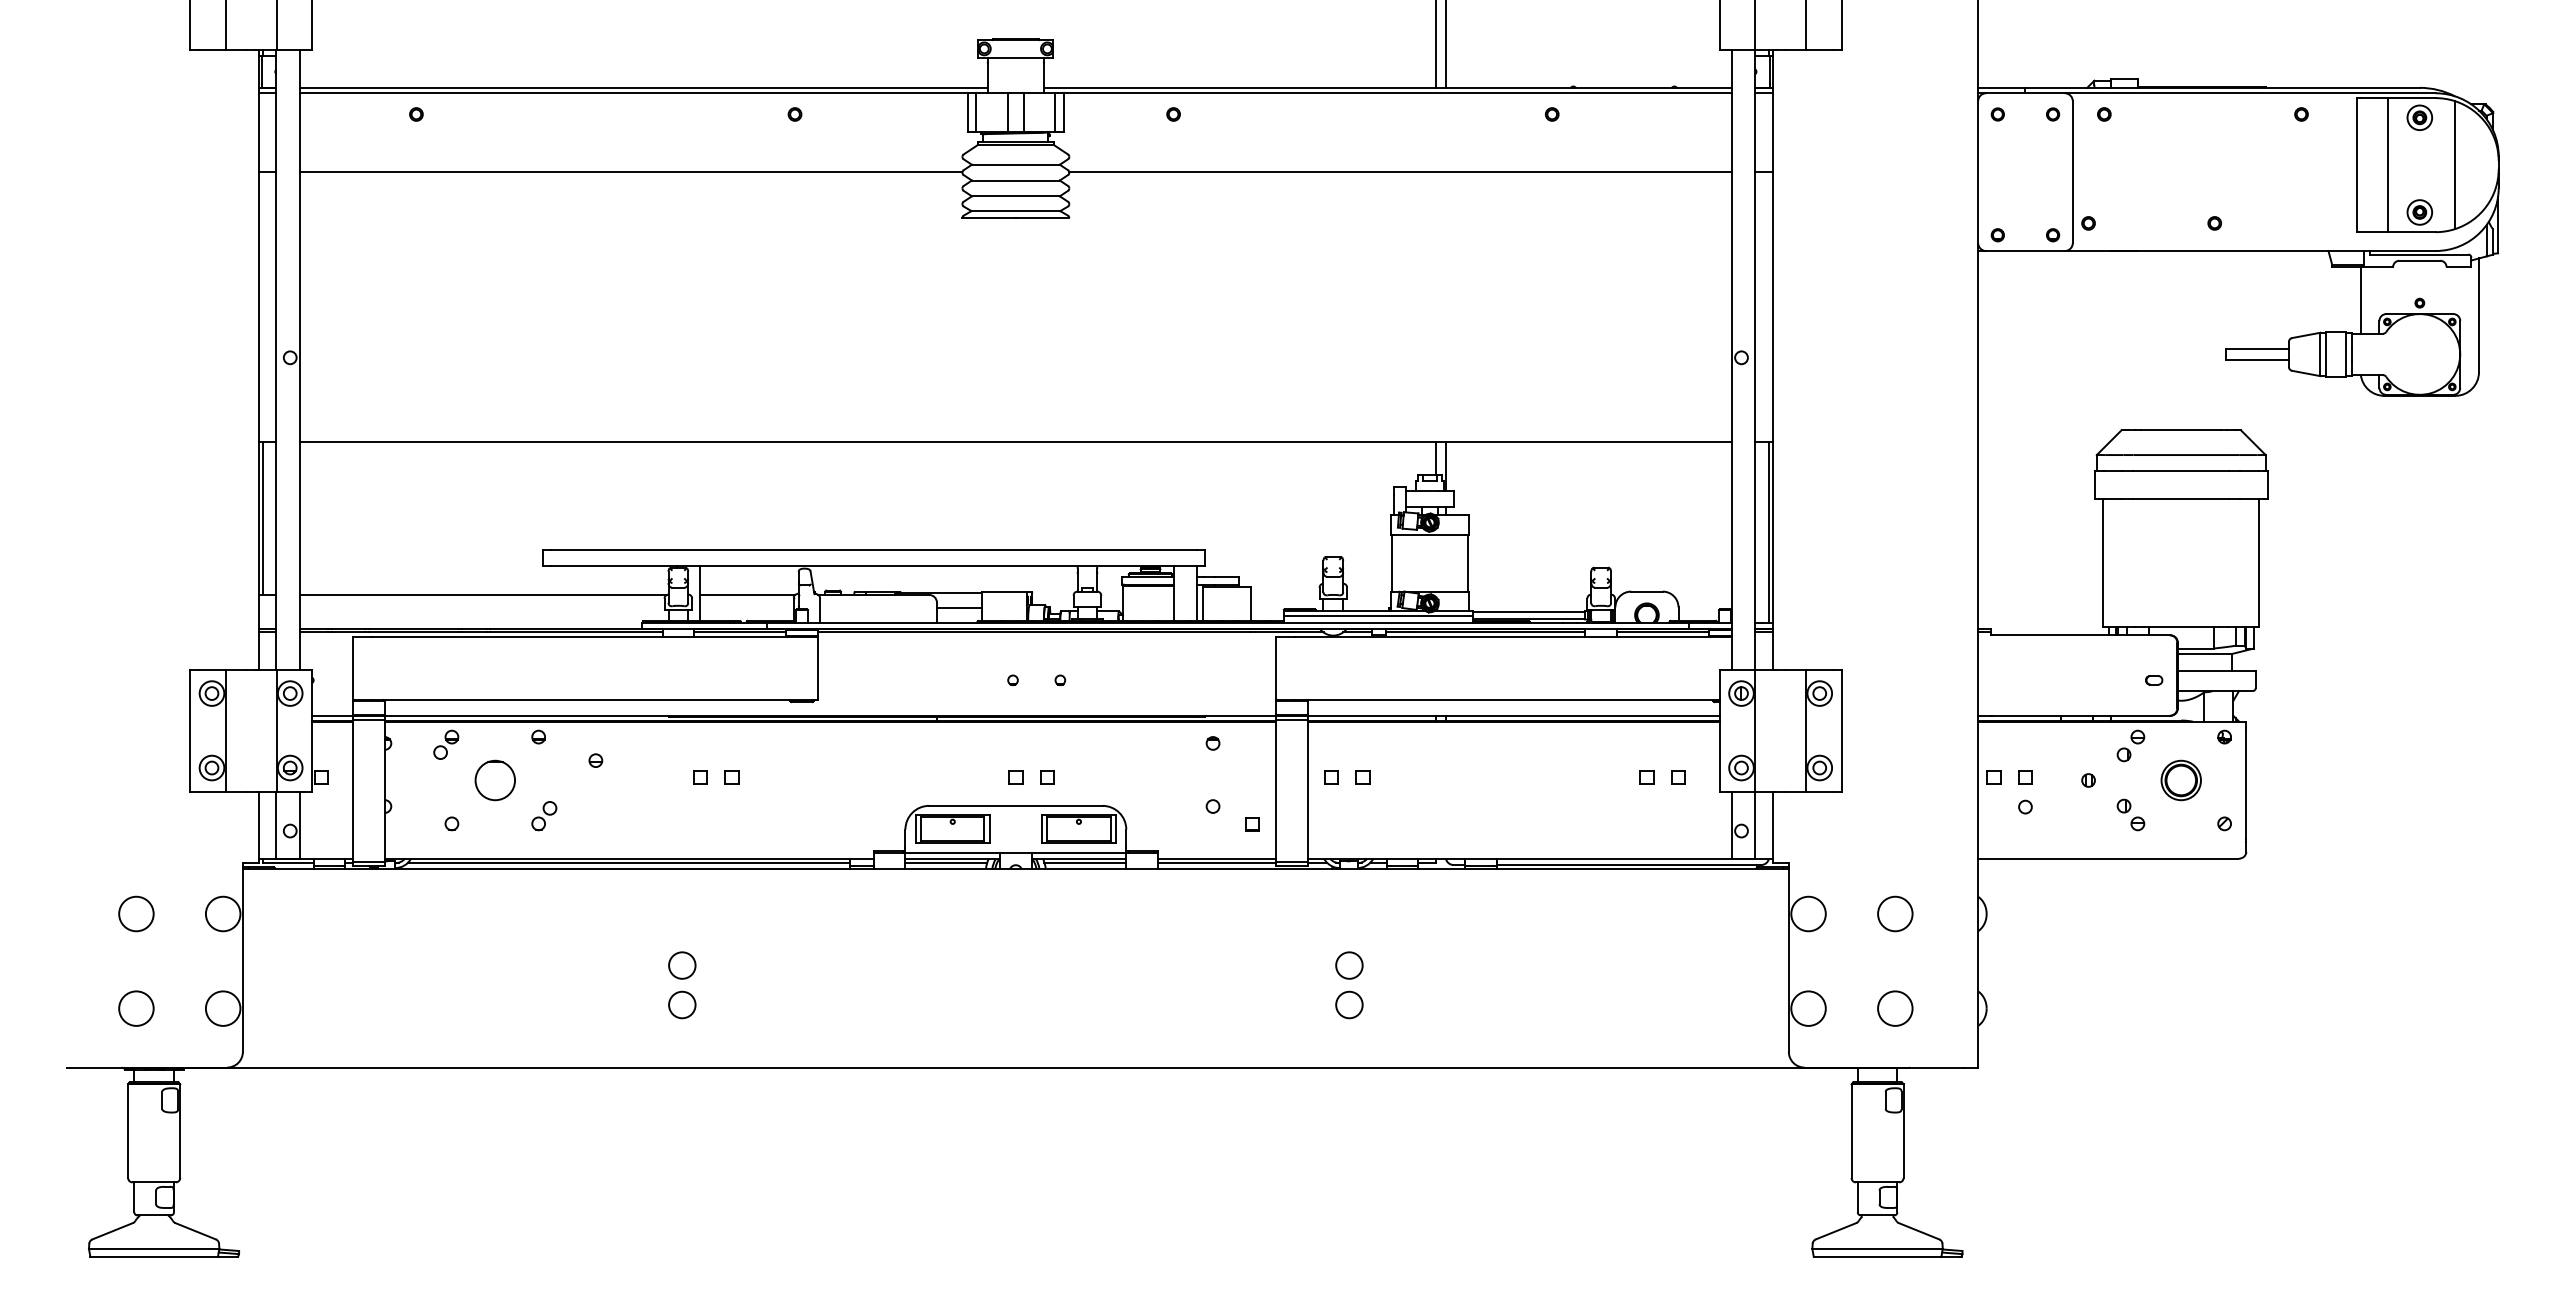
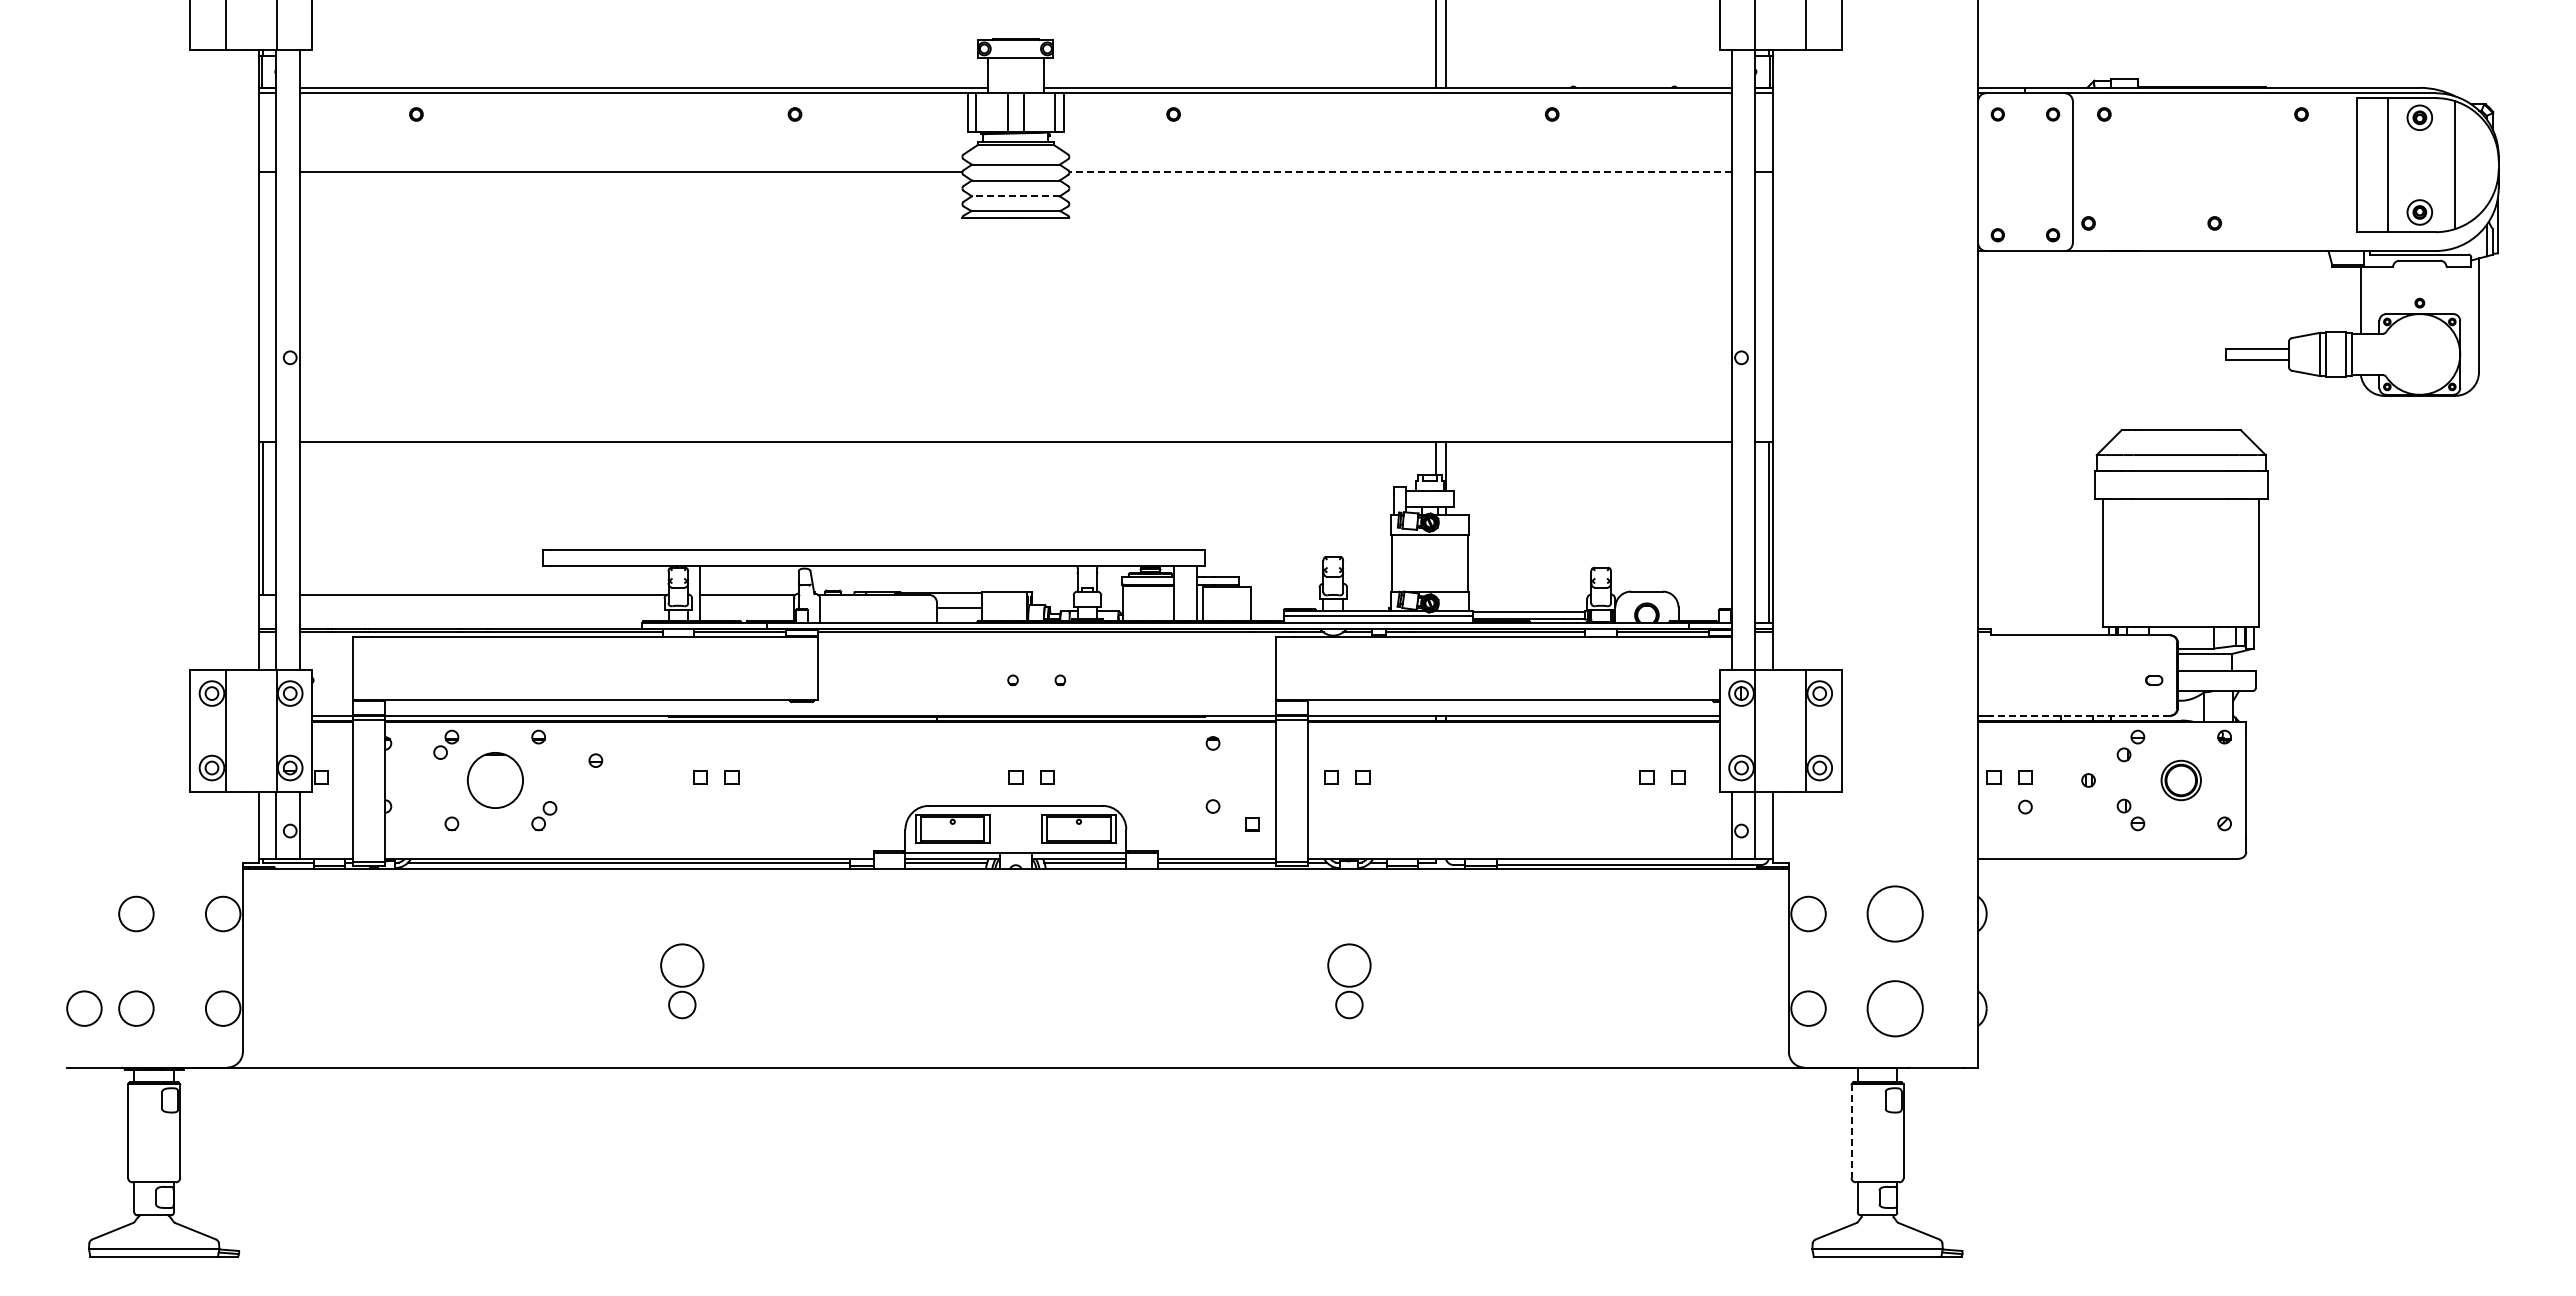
line: solid -> dashed (1399, 172)
line: solid -> dashed (1015, 196)
line: solid -> dashed (2080, 715)
part size: 42x43 px -> 57x57 px (495, 780)
circle size: 37x38 px -> 58x58 px (1894, 913)
circle diameter: 27 px -> 42 px (682, 965)
circle diameter: 27 px -> 42 px (1349, 965)
circle: none -> present (84, 1008)
circle size: 37x37 px -> 58x58 px (1894, 1008)
line: solid -> dashed (1851, 1131)
